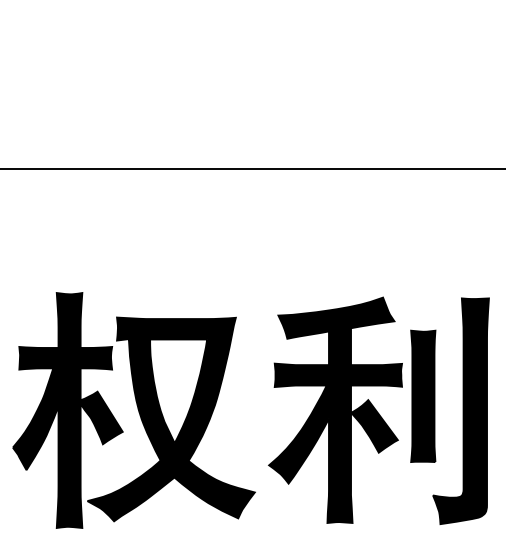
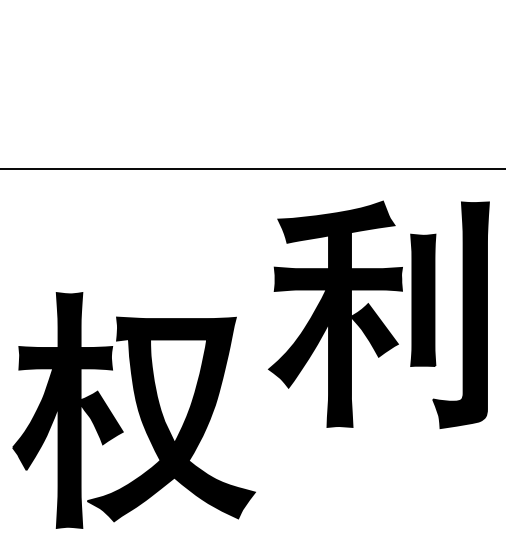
part position: (378, 410) -> (378, 314) (378, 314)
